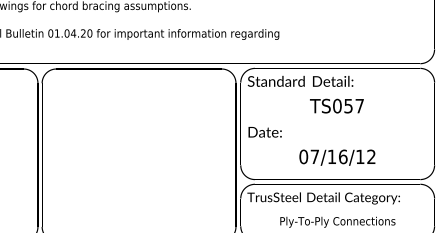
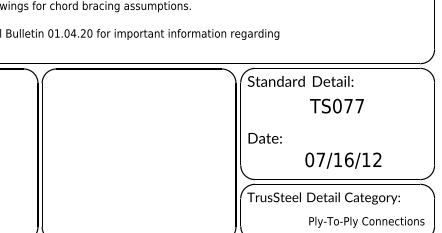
text: TS057 -> TS077 (348, 106)
text position: (264, 132) -> (264, 138) (264, 138)
text position: (337, 157) -> (343, 160) (343, 160)
text position: (337, 221) -> (366, 221) (366, 221)
